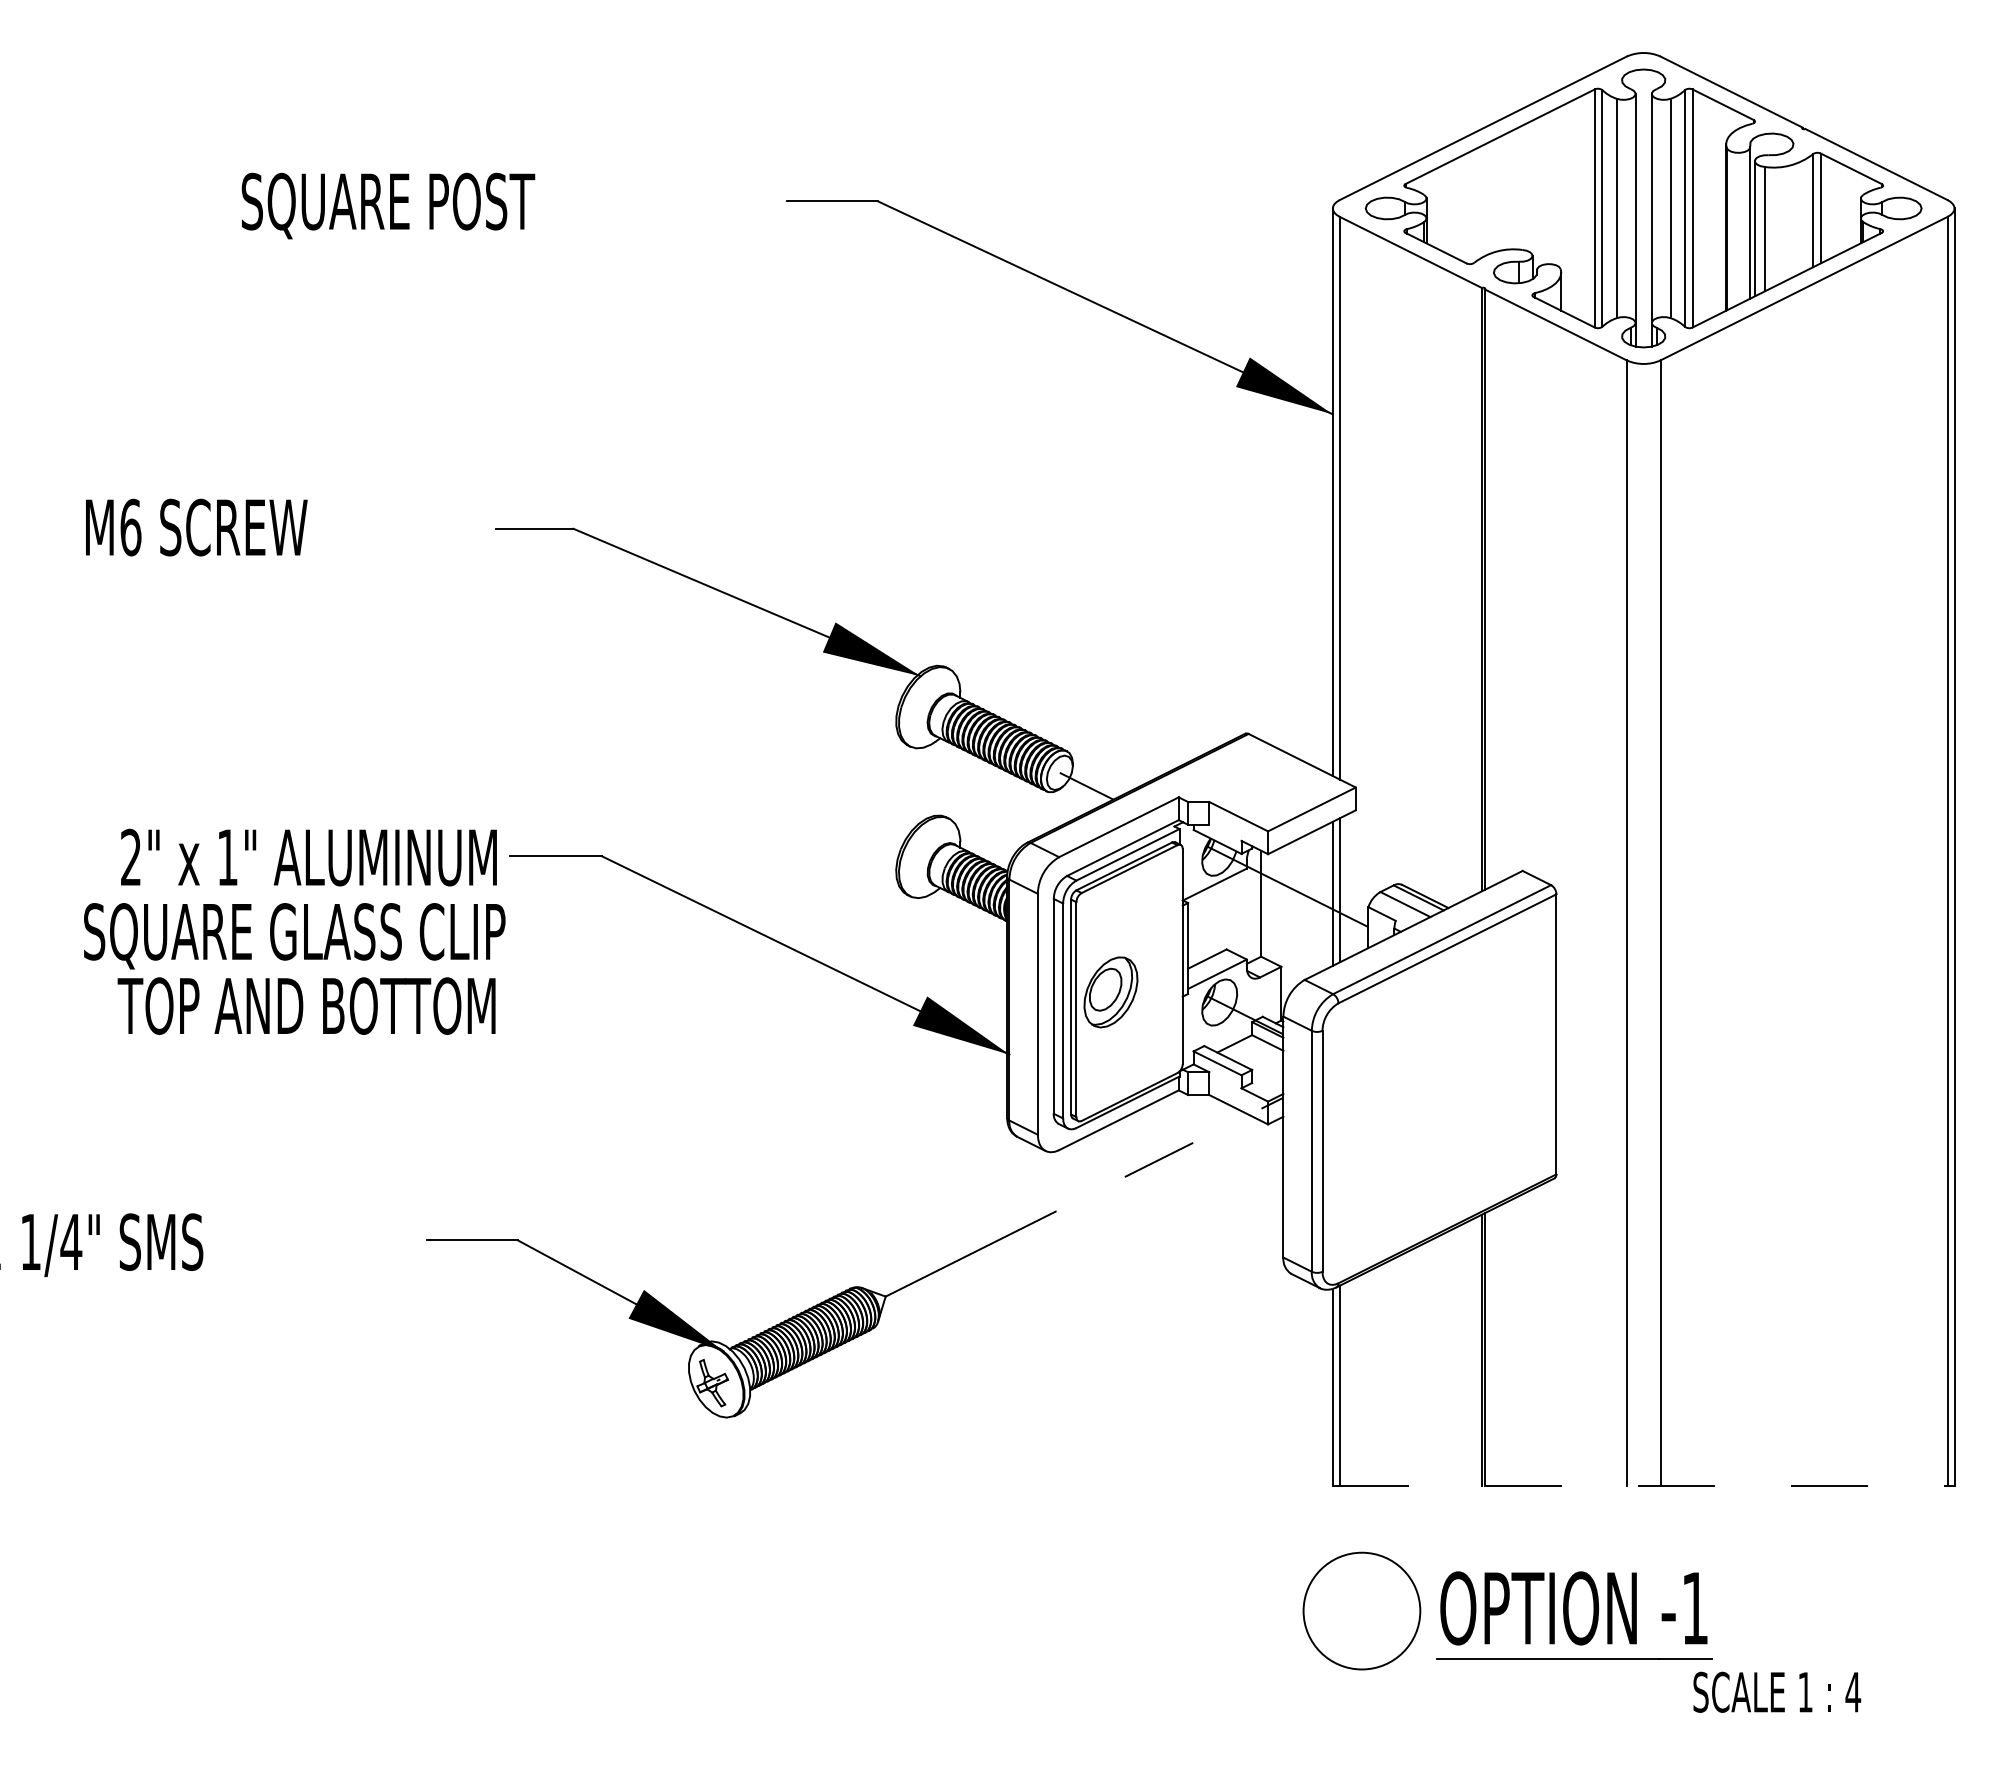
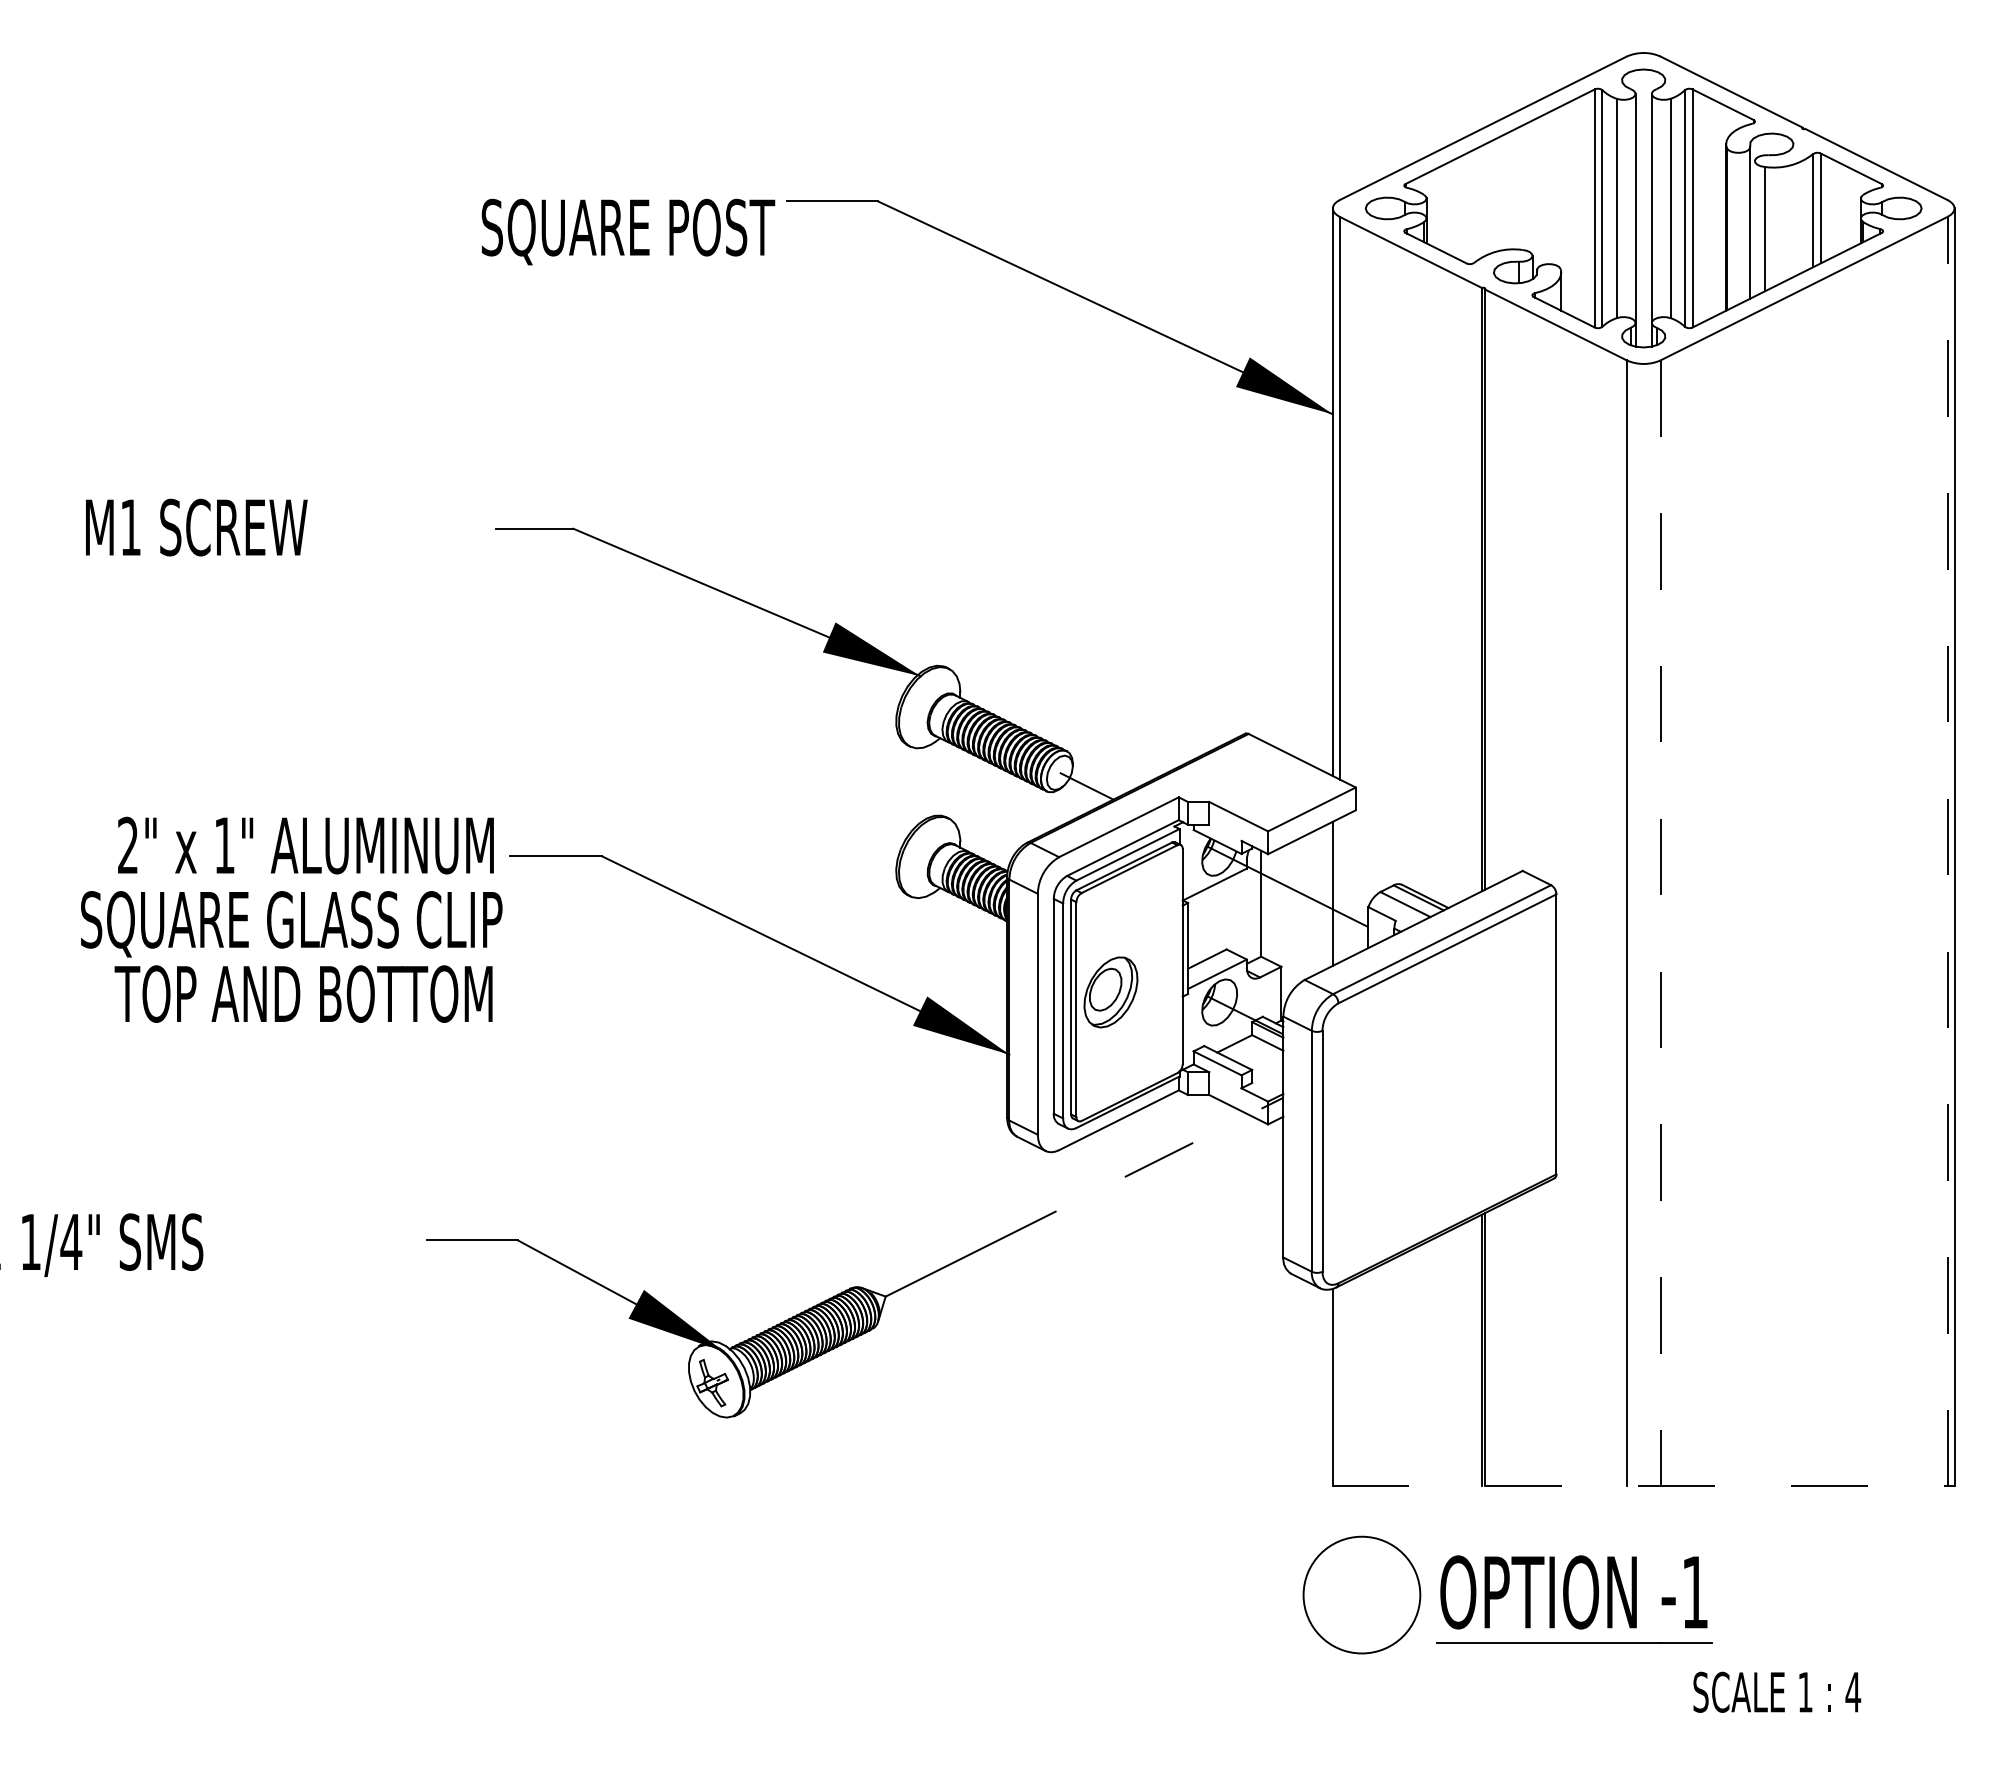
text position: (388, 205) -> (628, 231) (628, 231)
line: present -> none (1754, 228)
text: M6 -> M1 (130, 527)
line: solid -> dashed (1947, 851)
line: present -> none (1339, 890)
line: solid -> dashed (1660, 923)
text position: (294, 931) -> (291, 919) (291, 919)
line: present -> none (1339, 1385)
part position: (1507, 1610) -> (1507, 1594) (1507, 1594)
